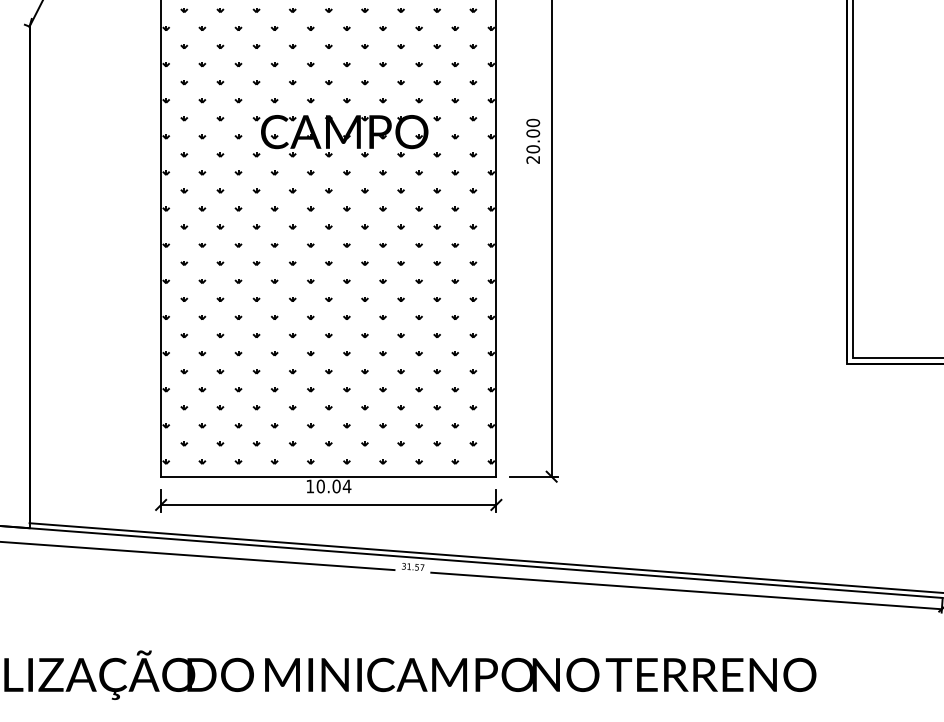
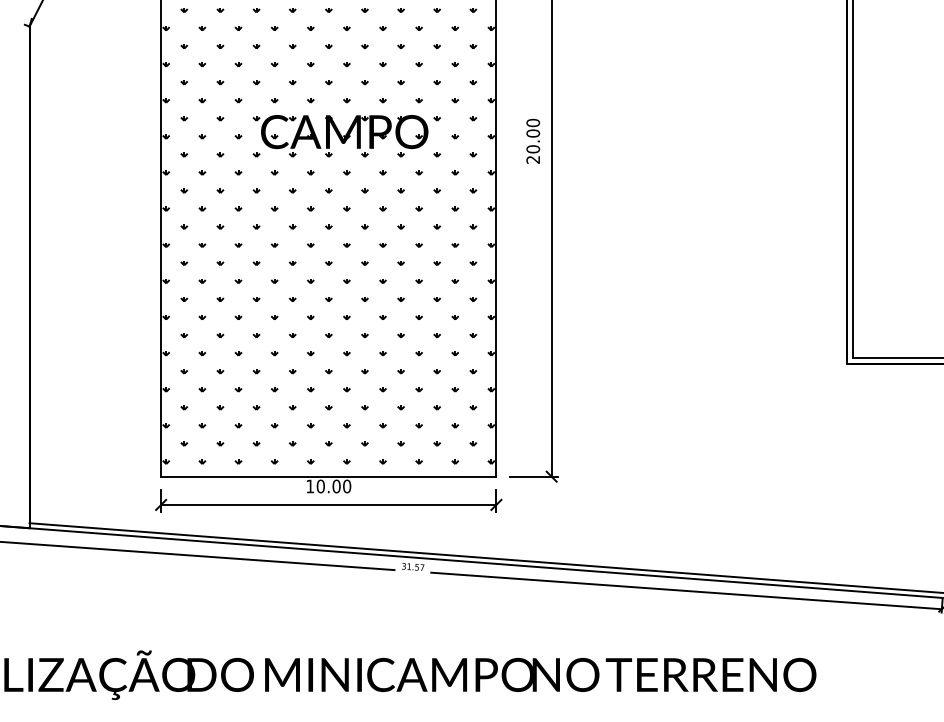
text: 10.04 -> 10.00 (346, 486)
